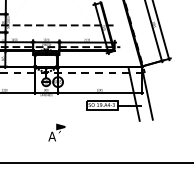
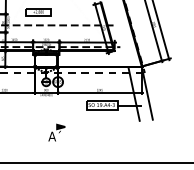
part: none -> present (38, 12)
